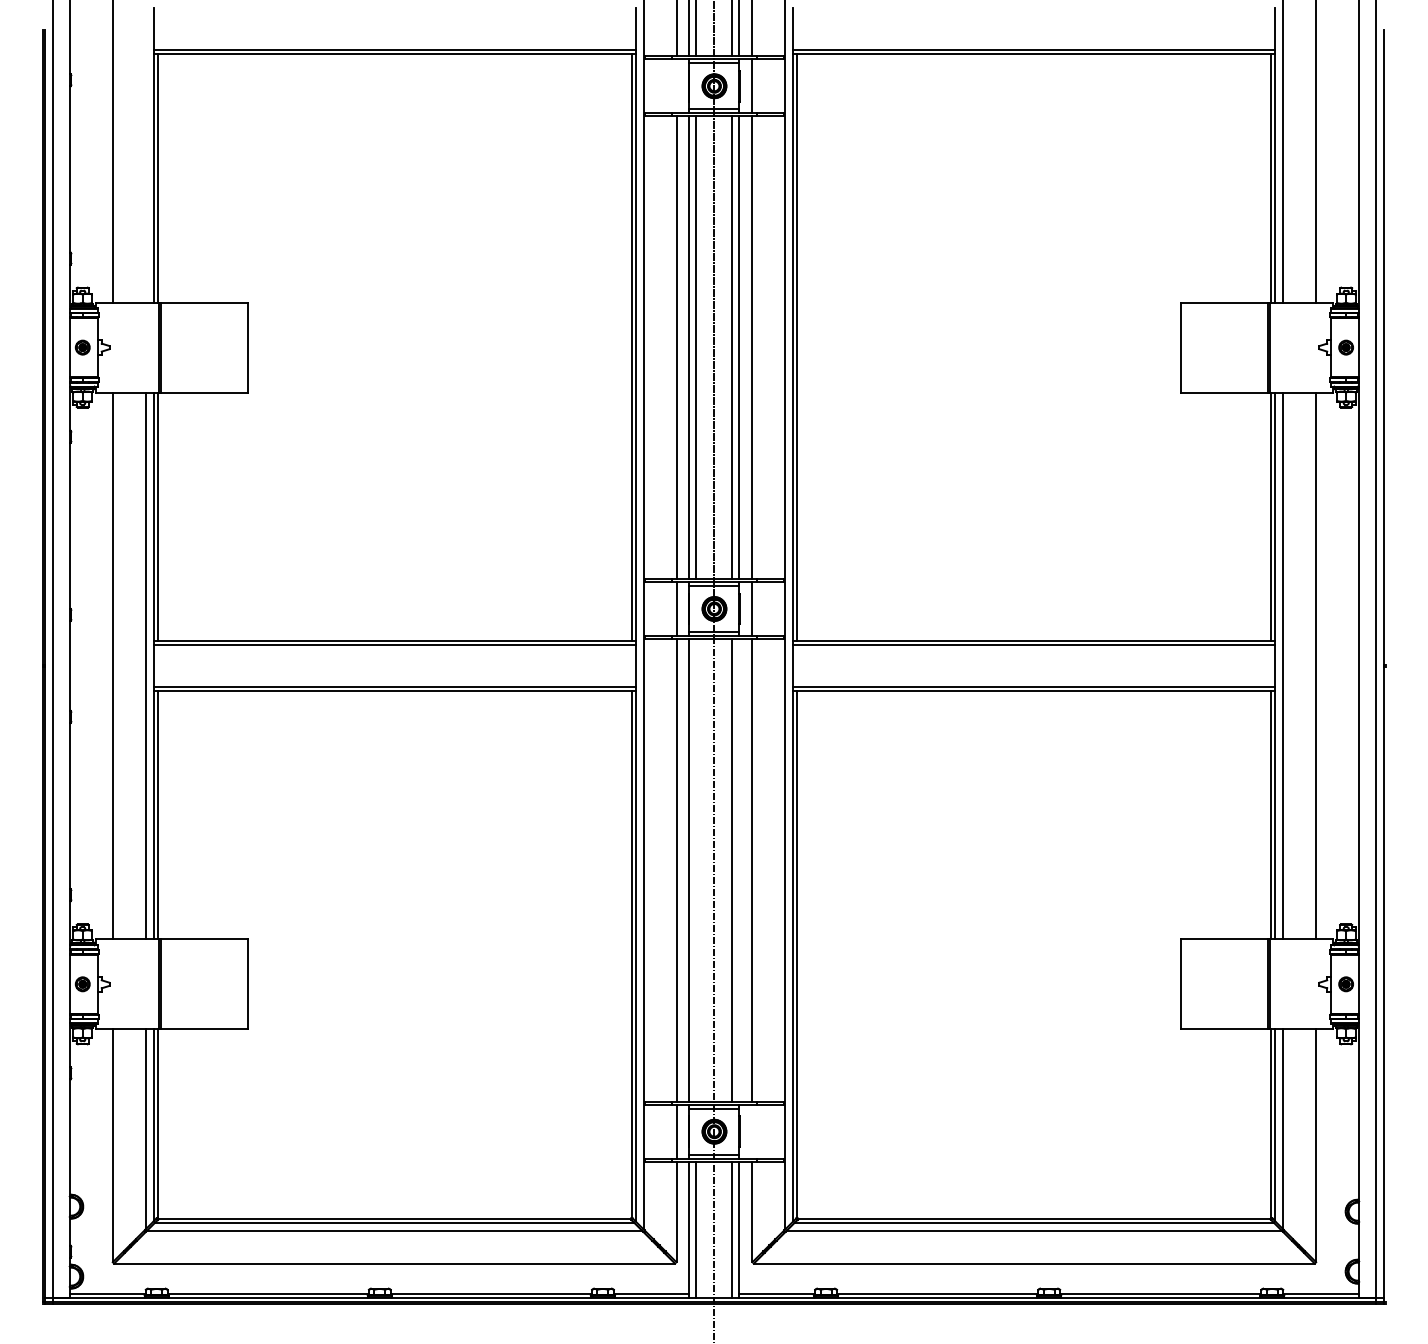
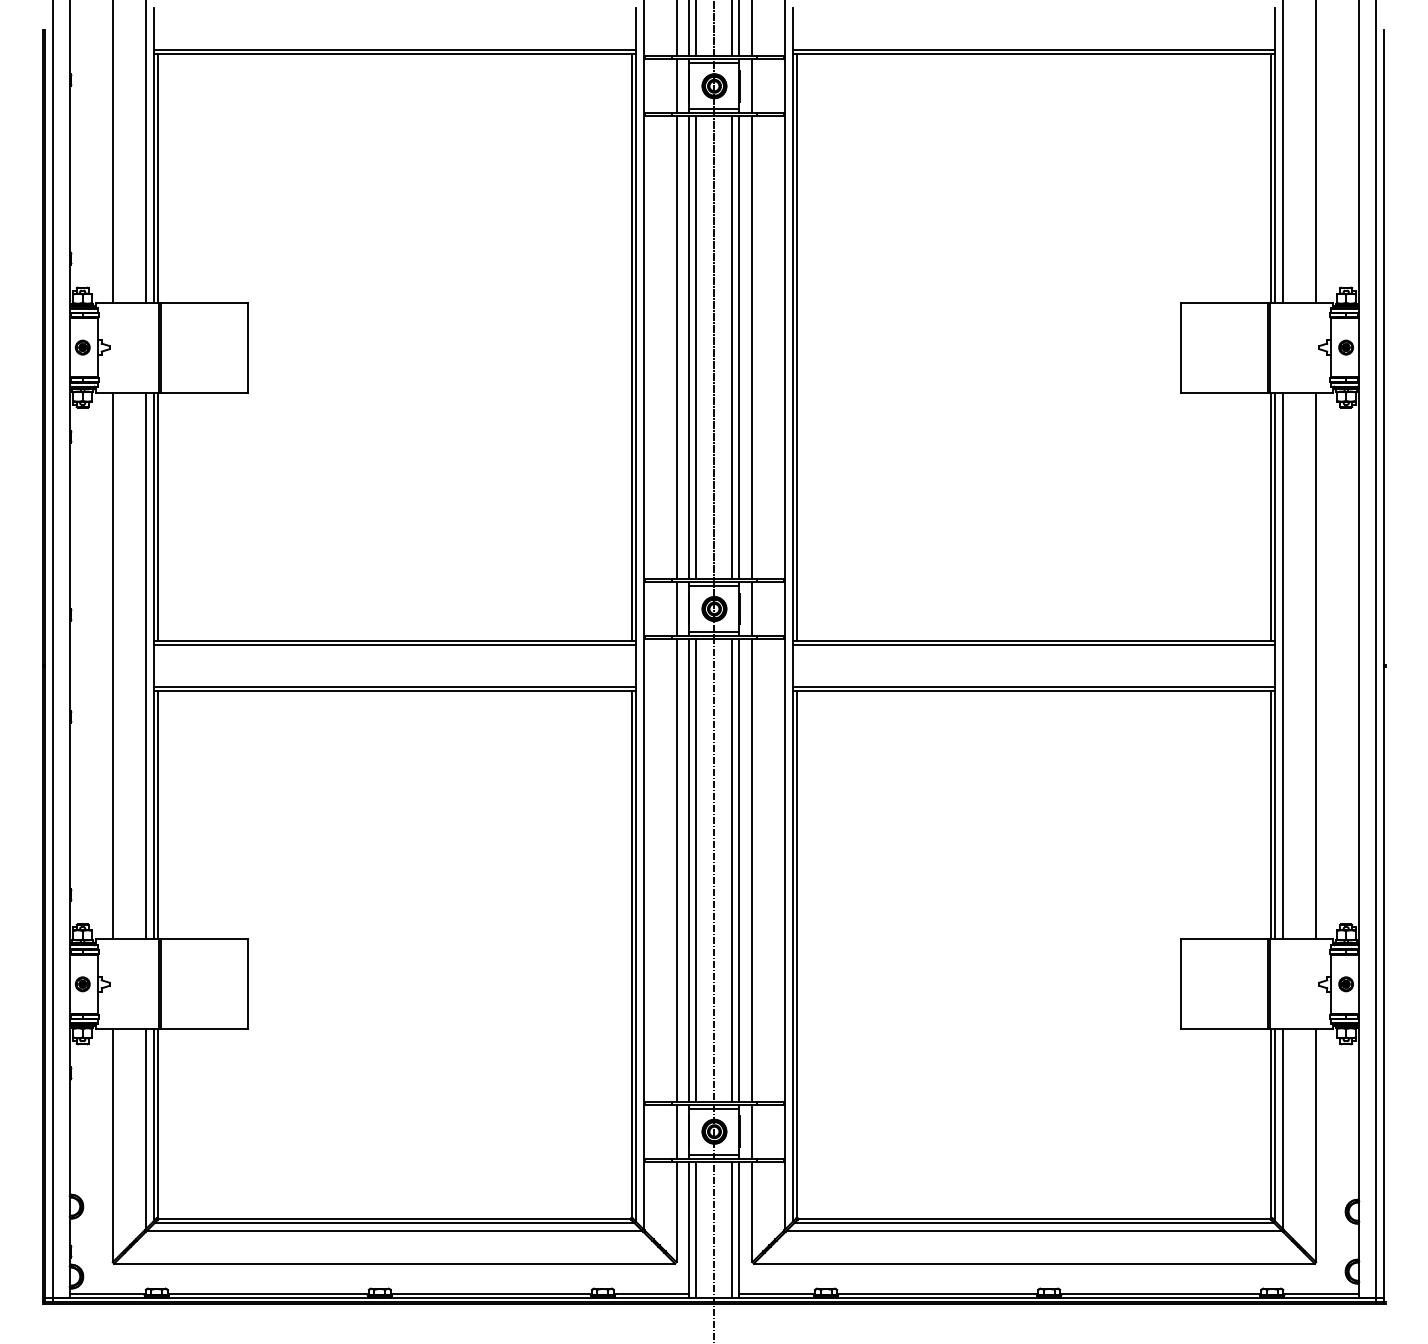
line: none -> present (676, 86)
line: none -> present (145, 152)
line: none -> present (696, 869)
line: none -> present (739, 869)
line: none -> present (752, 1131)
